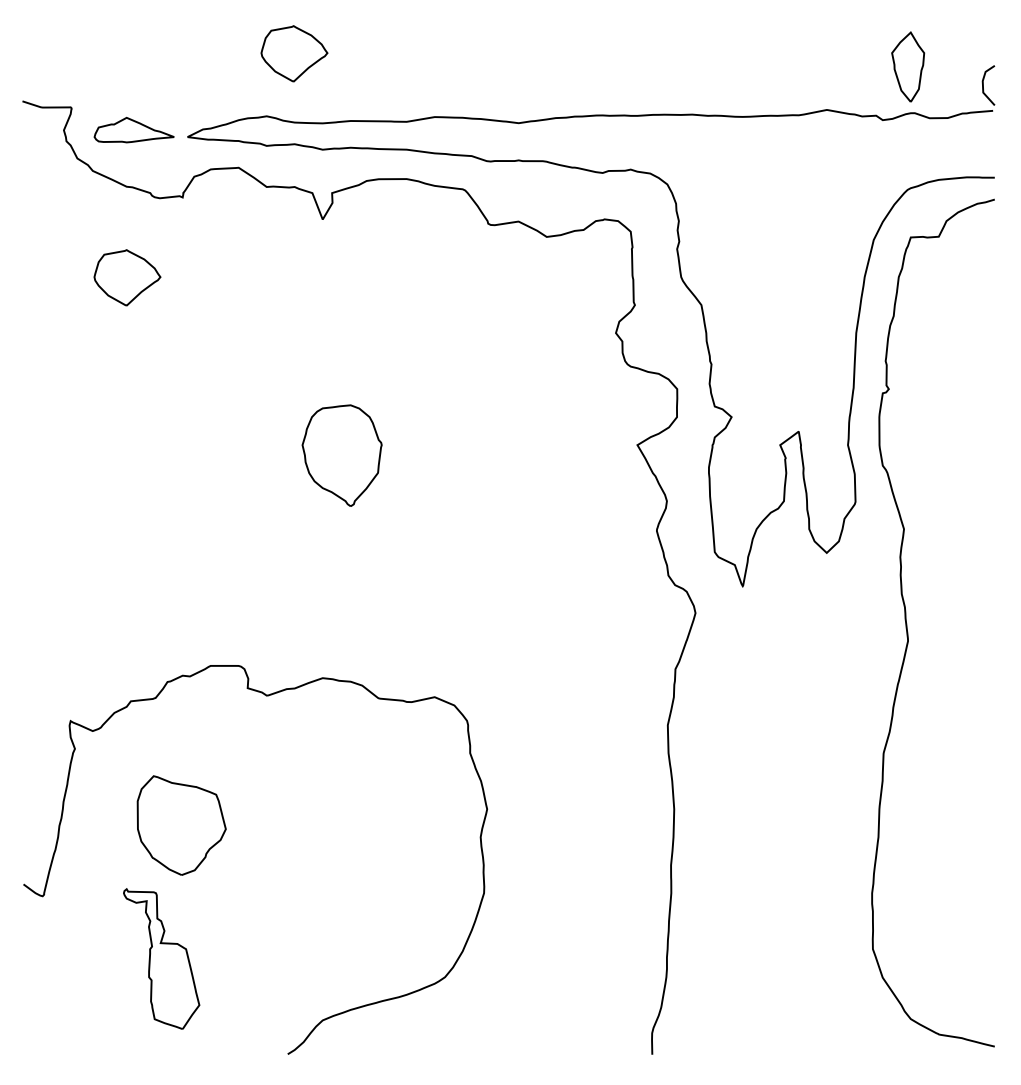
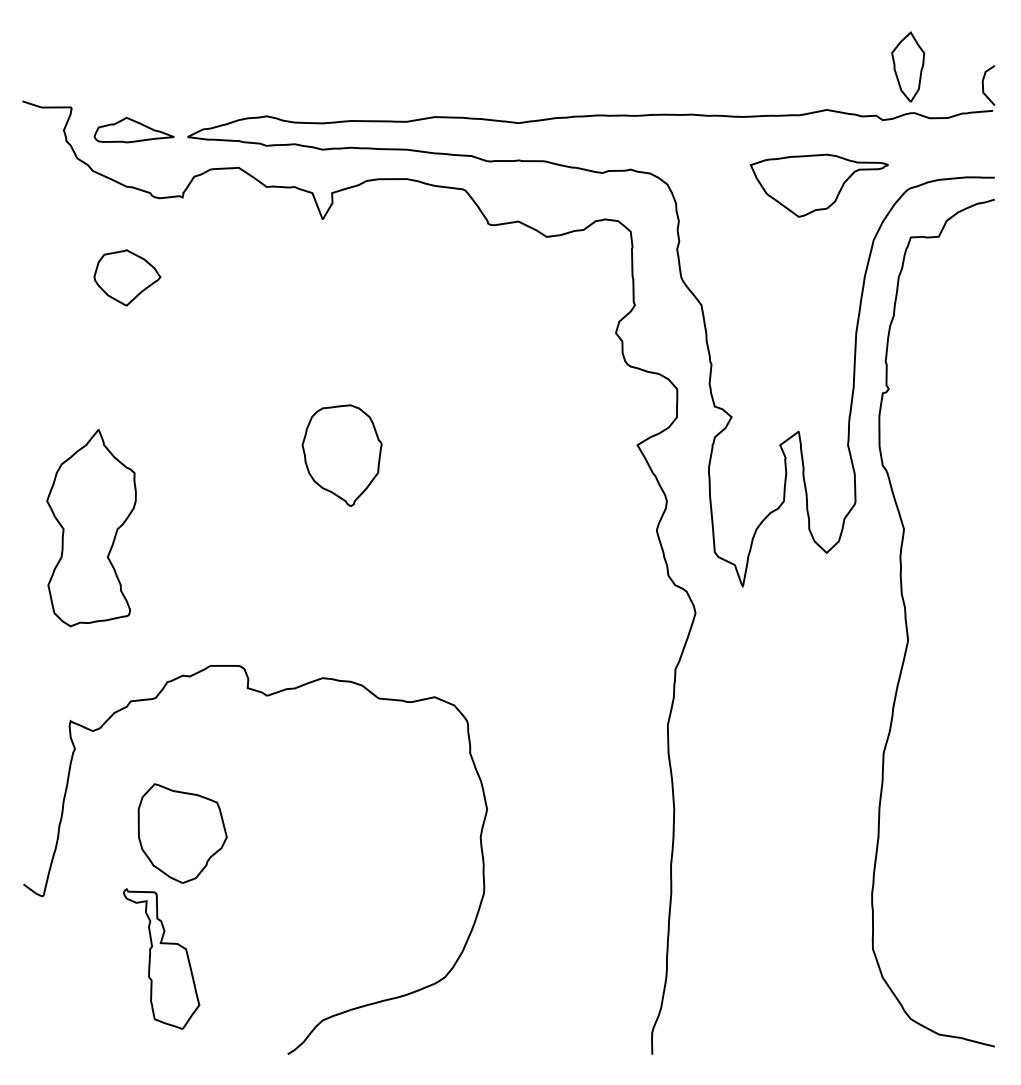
part: present -> none (294, 53)
part: none -> present (818, 185)
part: none -> present (91, 528)
part position: (181, 825) -> (182, 833) (182, 833)
